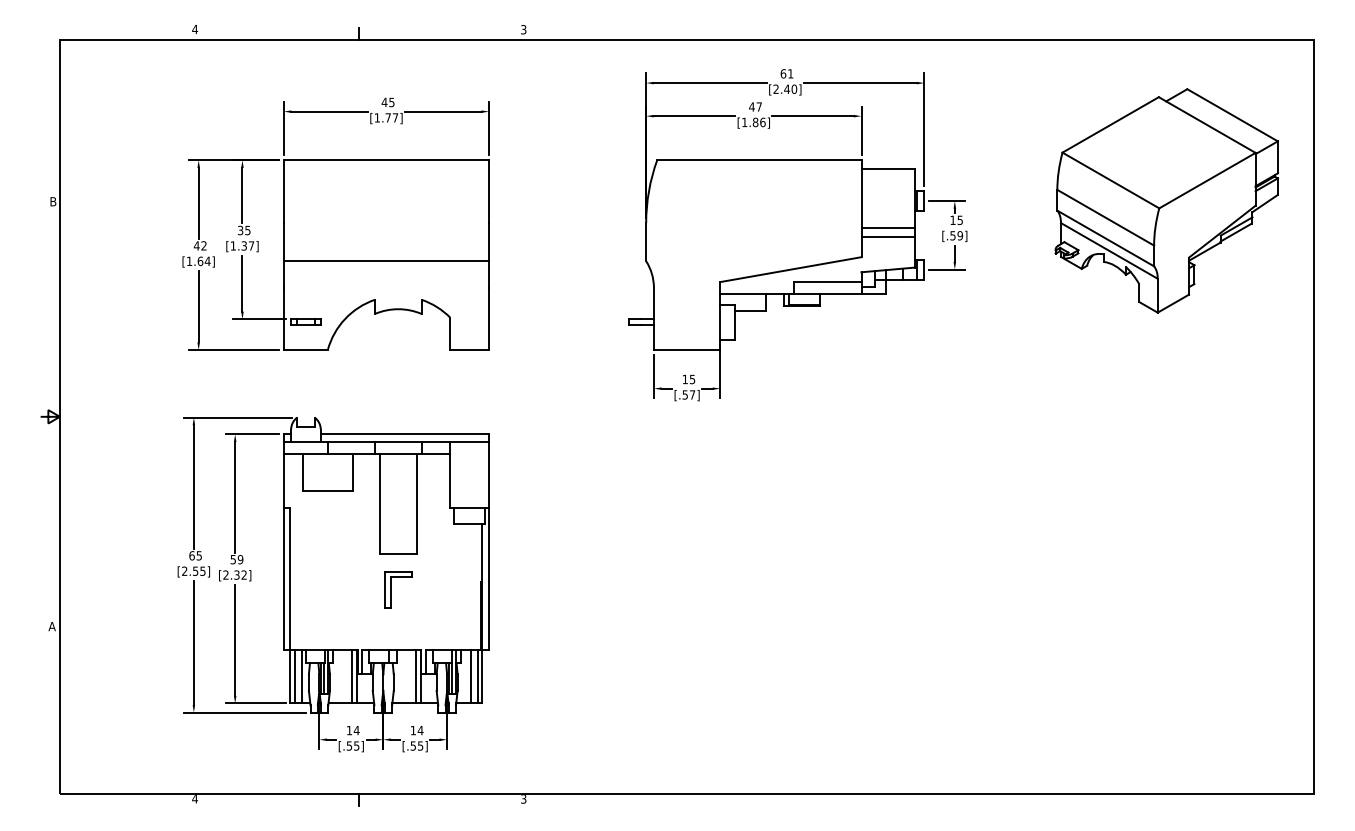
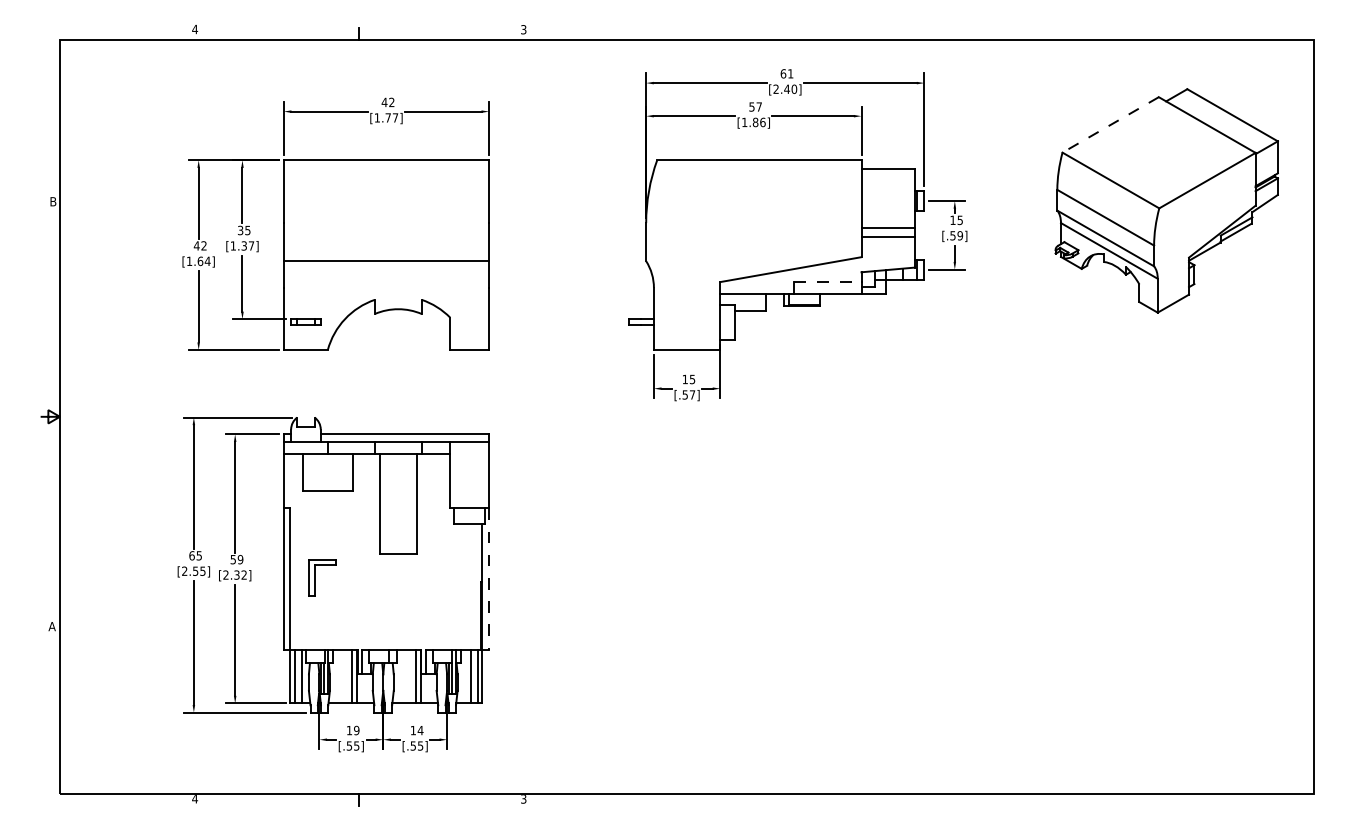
text: 45 -> 42 (391, 102)
text: 47 -> 57 (751, 106)
line: solid -> dashed (1110, 124)
line: solid -> dashed (827, 281)
line: solid -> dashed (489, 579)
part position: (391, 589) -> (315, 577) (315, 577)
text: 14 -> 19 (356, 730)
